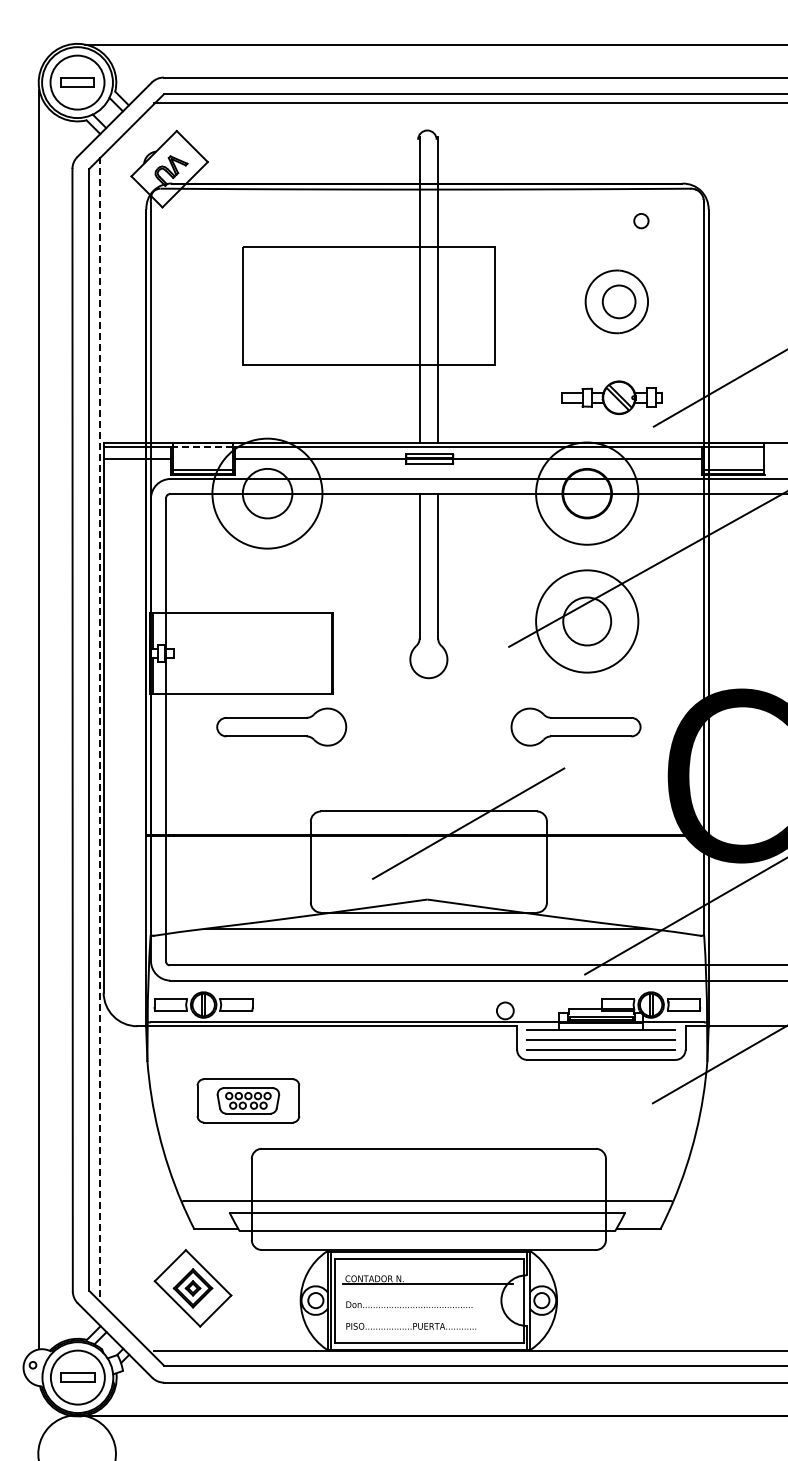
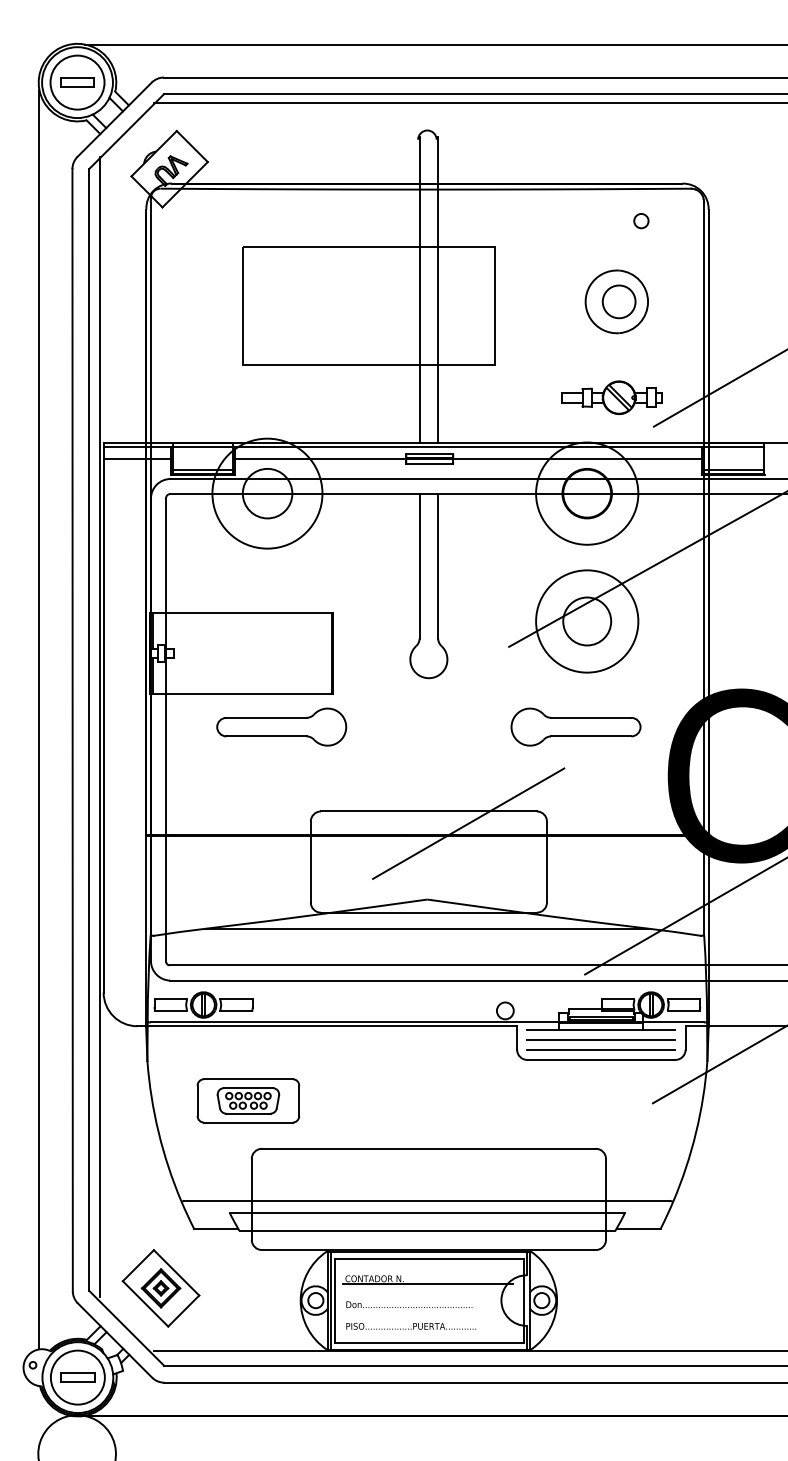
line: dashed -> solid (203, 447)
line: dashed -> solid (99, 726)
part position: (192, 1288) -> (160, 1288) (160, 1288)
